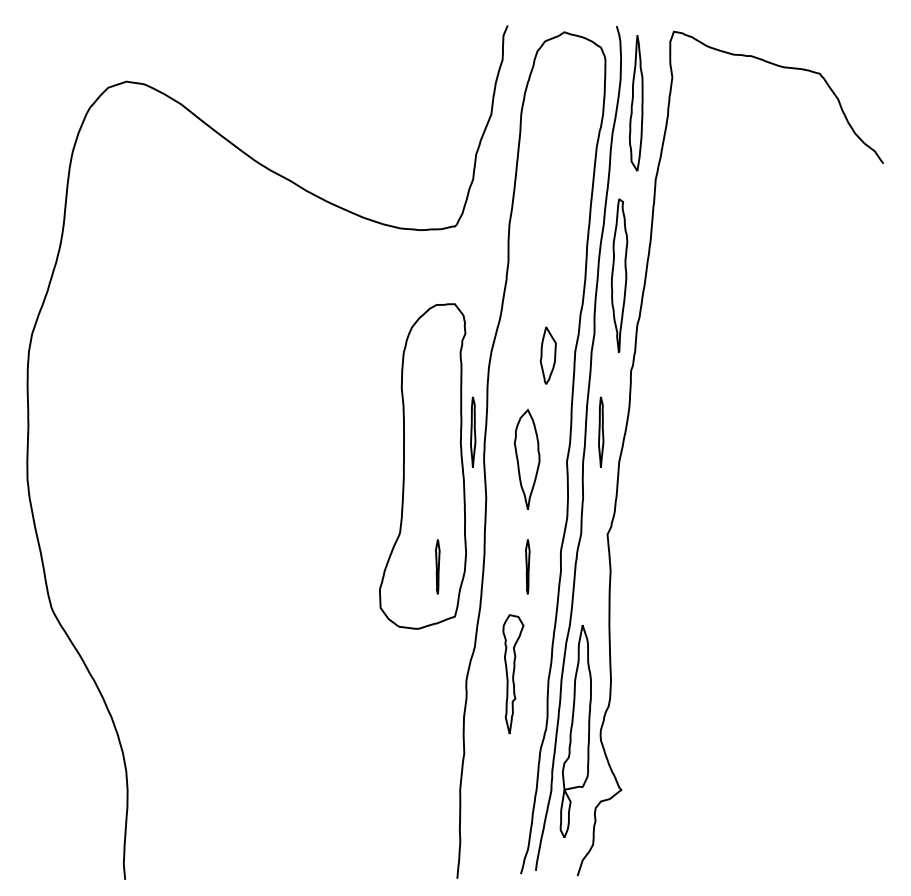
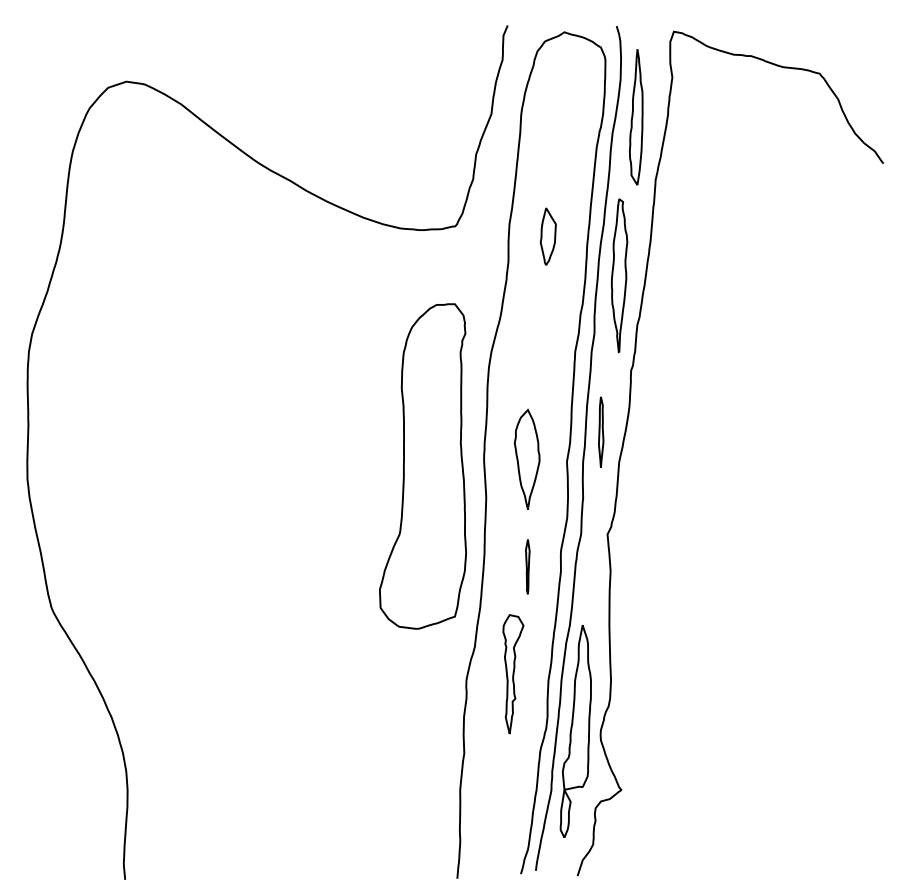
part position: (636, 103) -> (636, 117) (636, 117)
part position: (547, 355) -> (547, 236) (547, 236)
part: present -> none (473, 431)
part: present -> none (437, 566)
